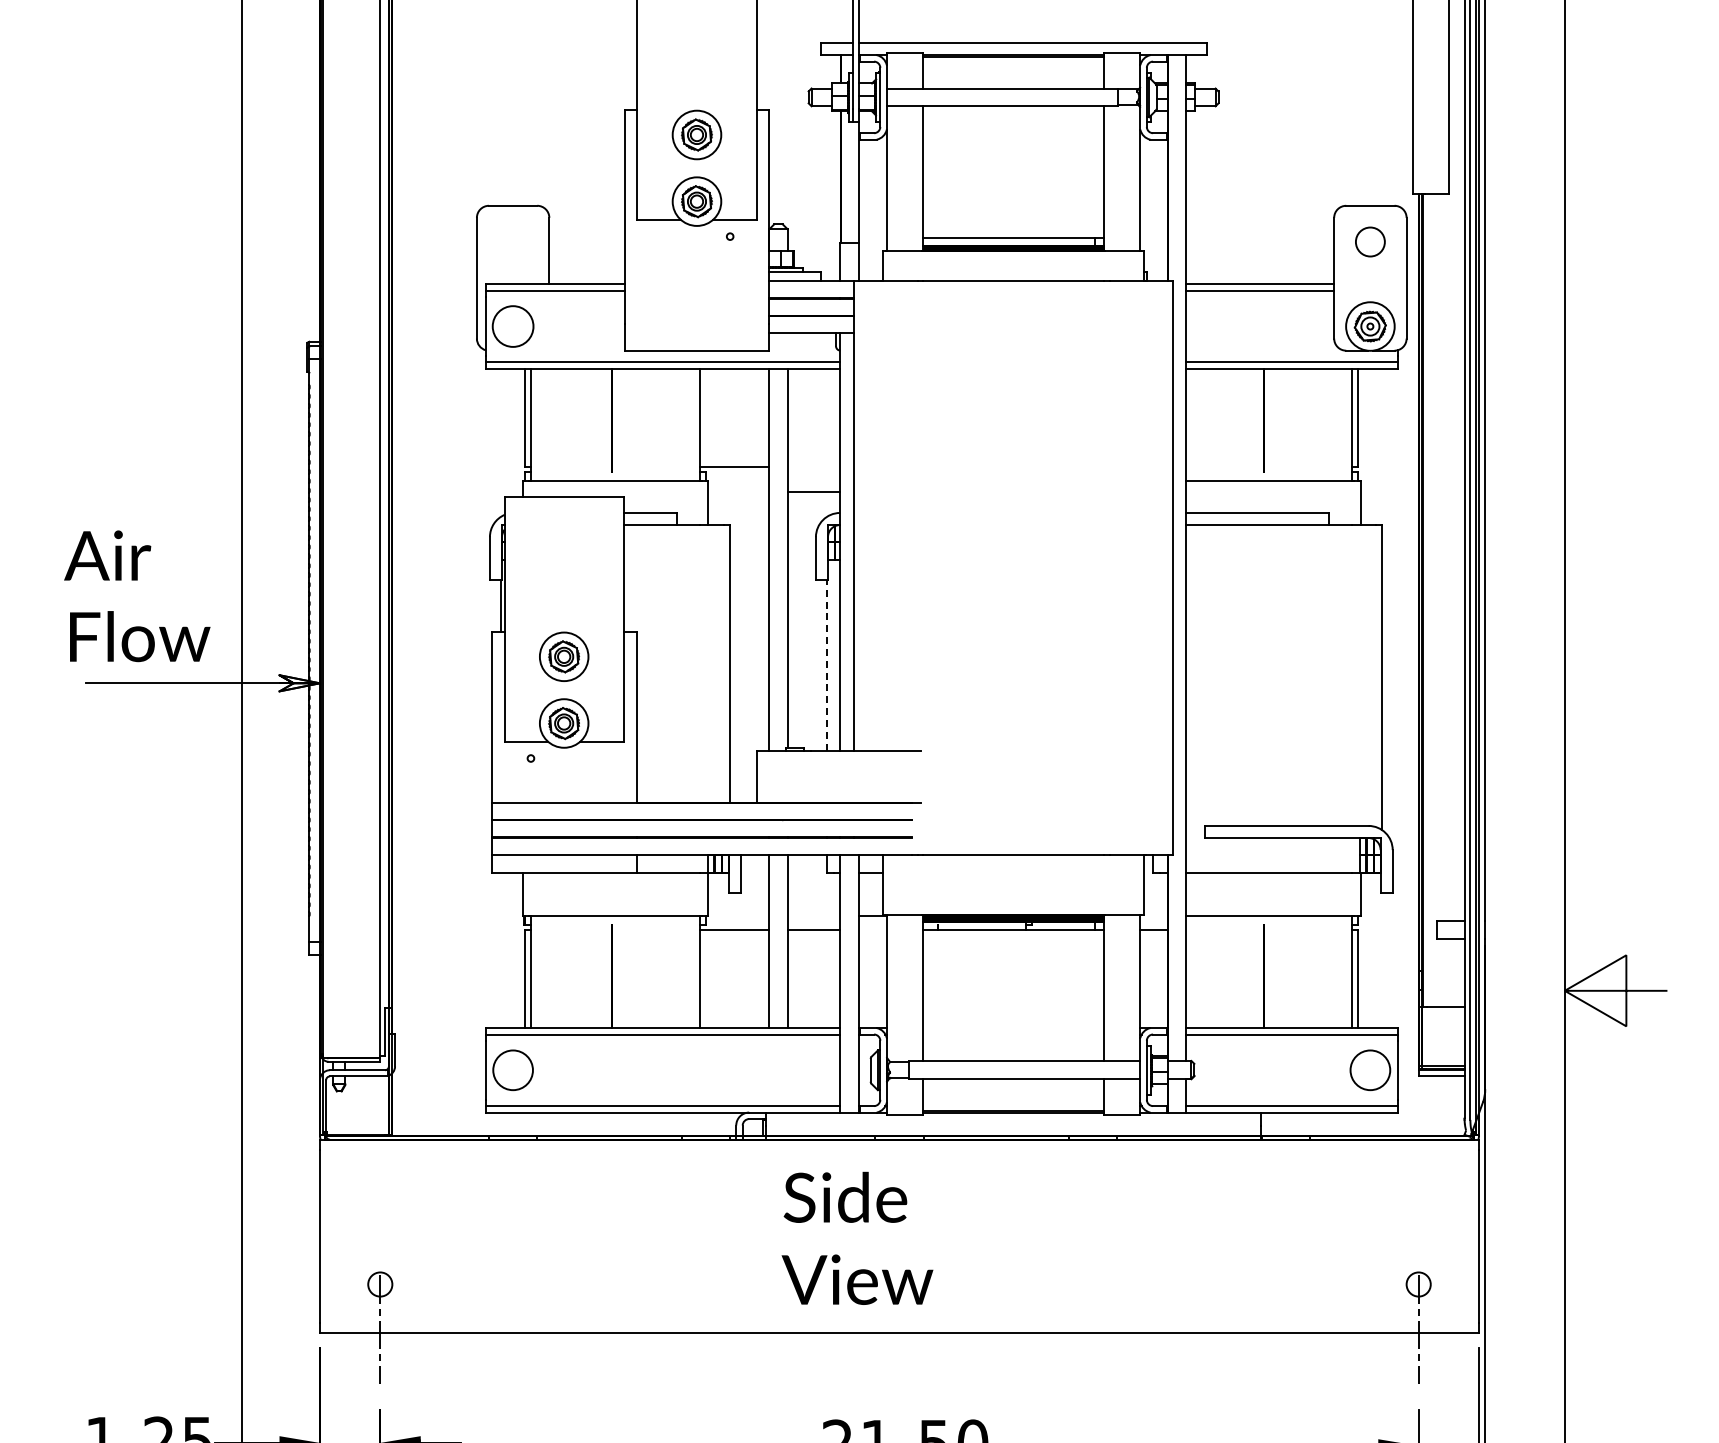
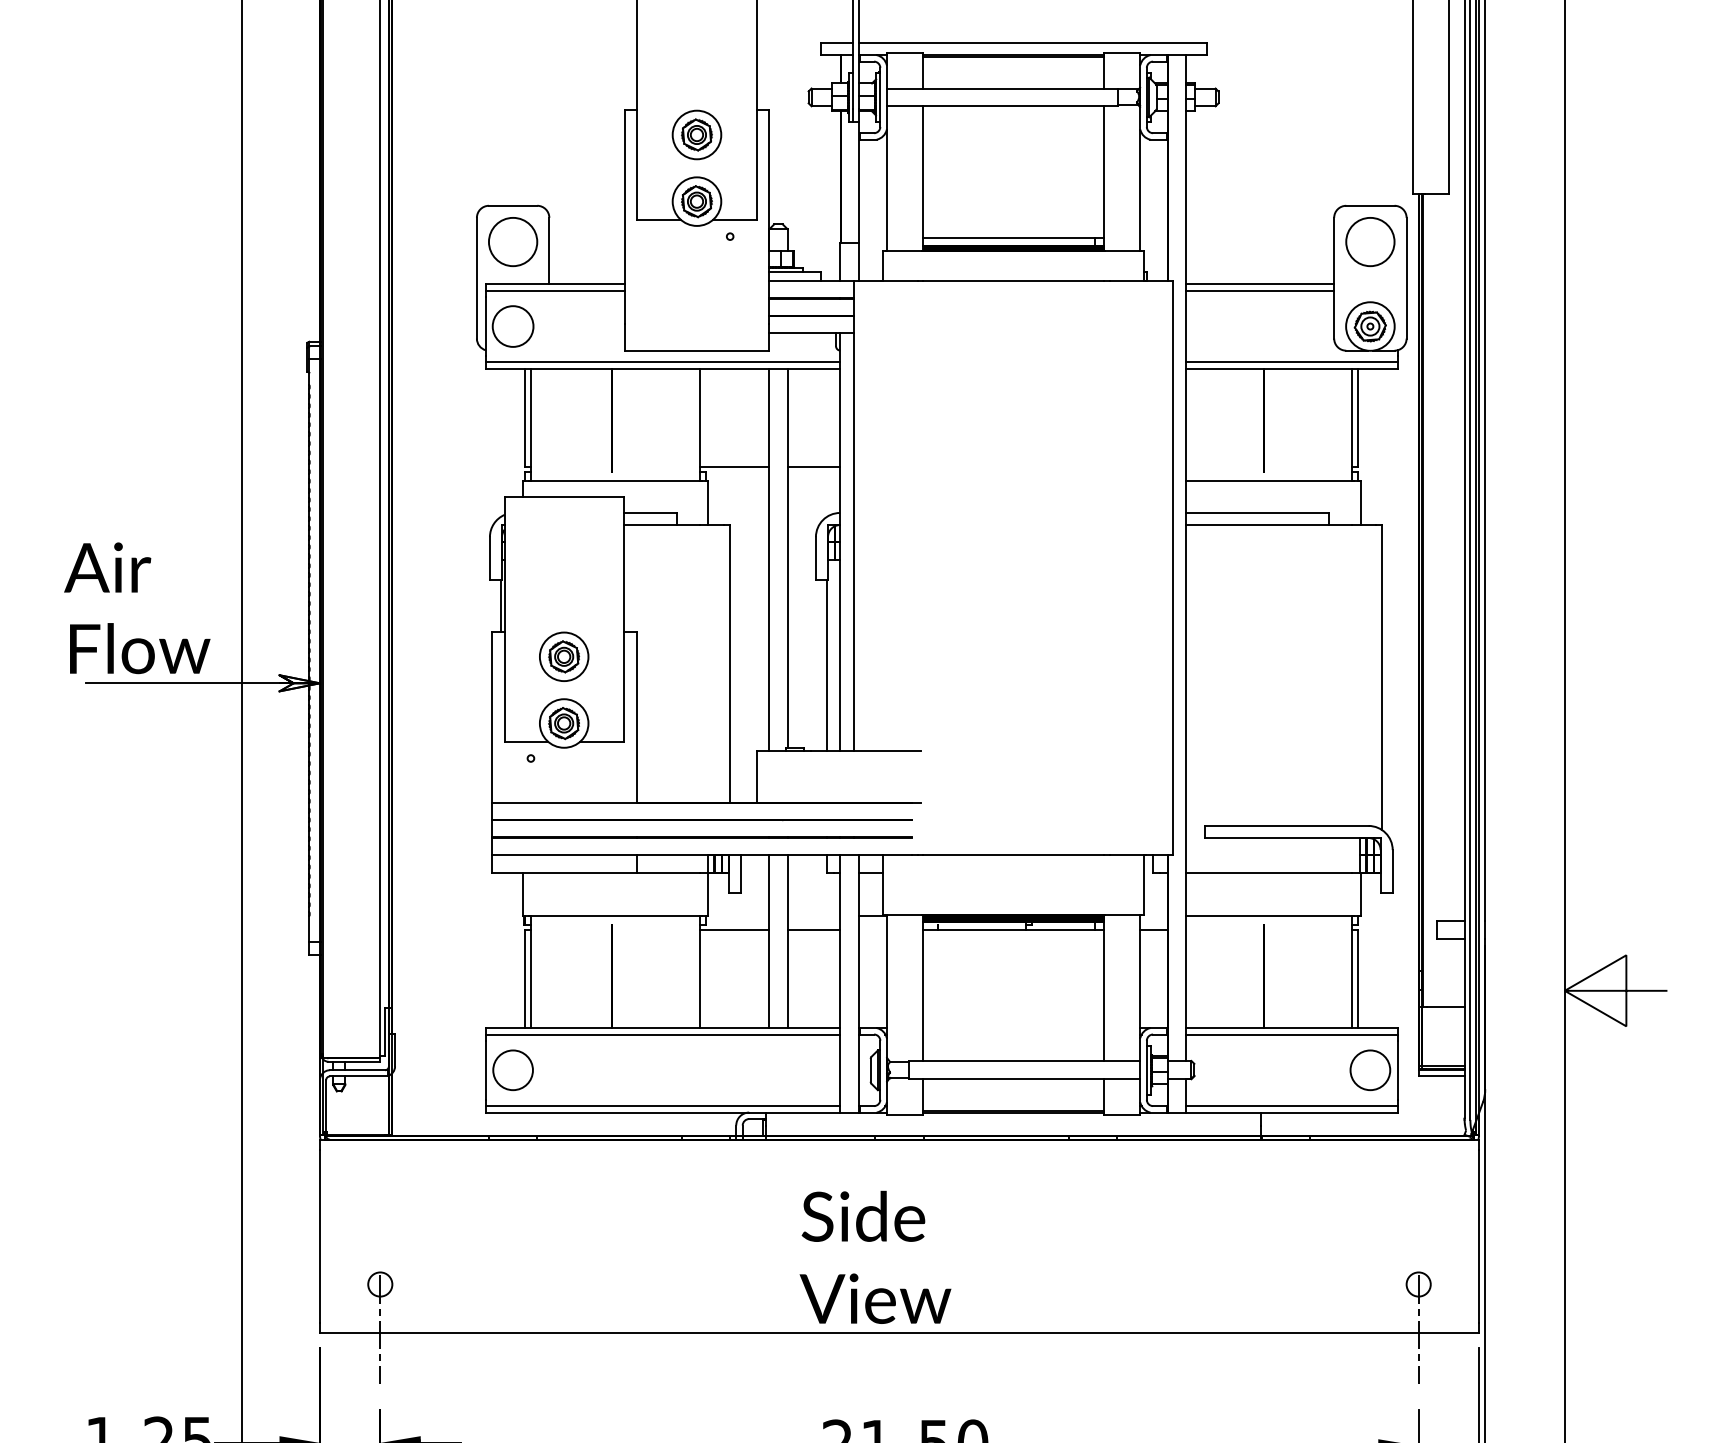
circle diameter: 29 px -> 48 px (1370, 241)
circle: none -> present (513, 242)
line position: (813, 491) -> (813, 466) (813, 466)
text position: (137, 596) -> (137, 608) (137, 608)
line: dashed -> solid (826, 664)
text position: (857, 1237) -> (875, 1256) (875, 1256)
